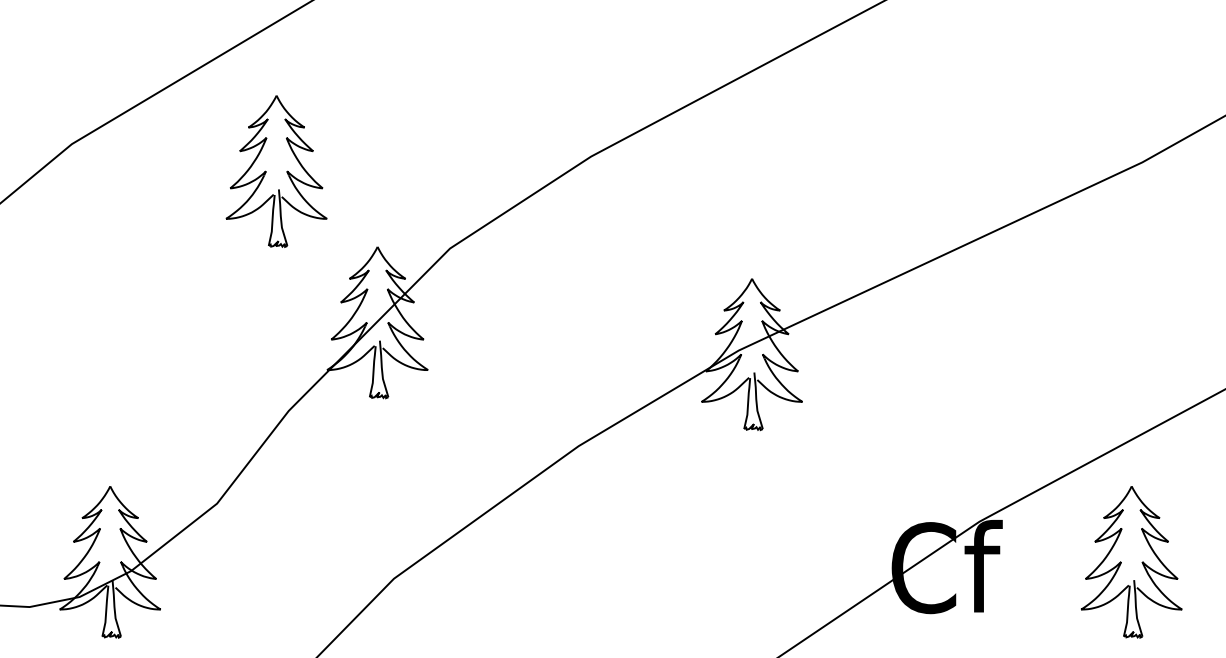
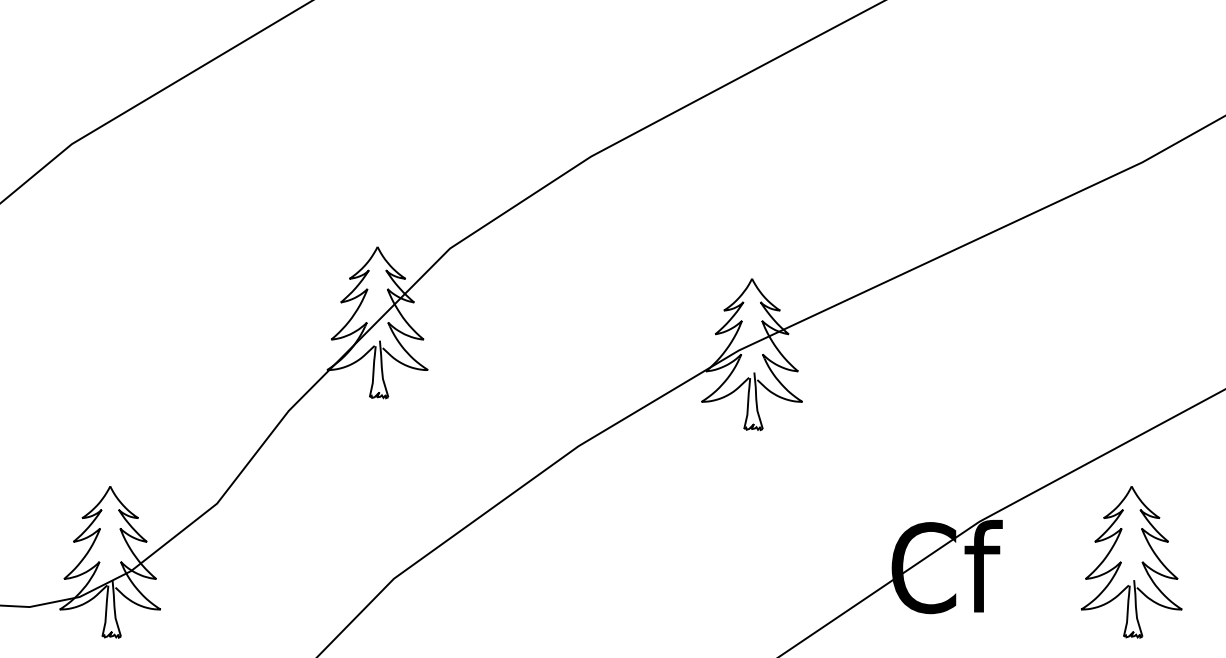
part: present -> none (276, 171)
